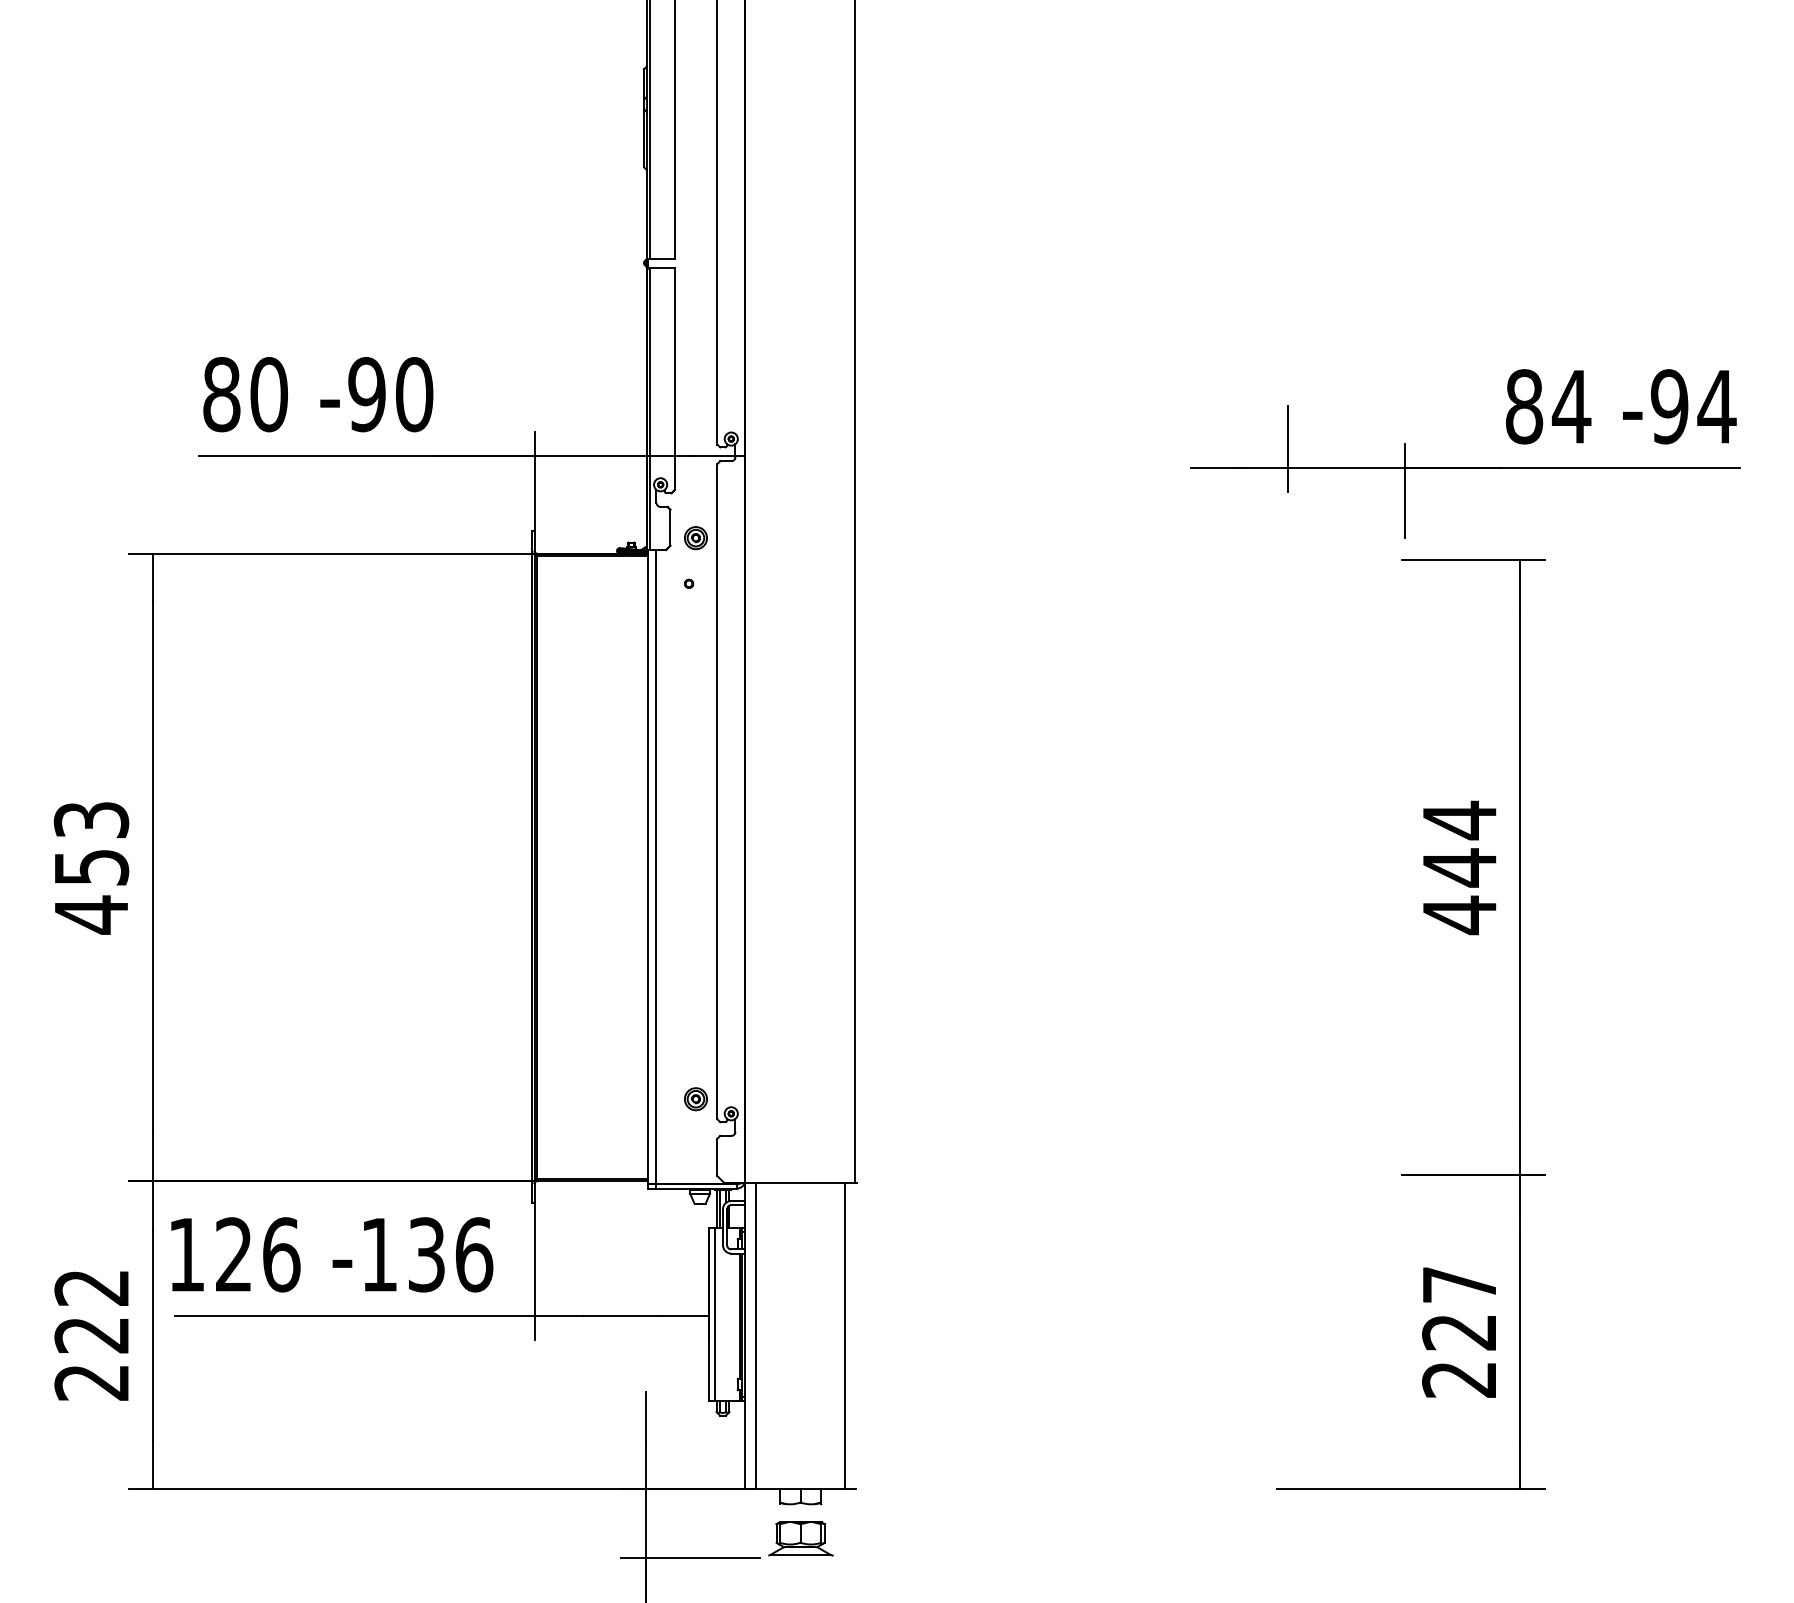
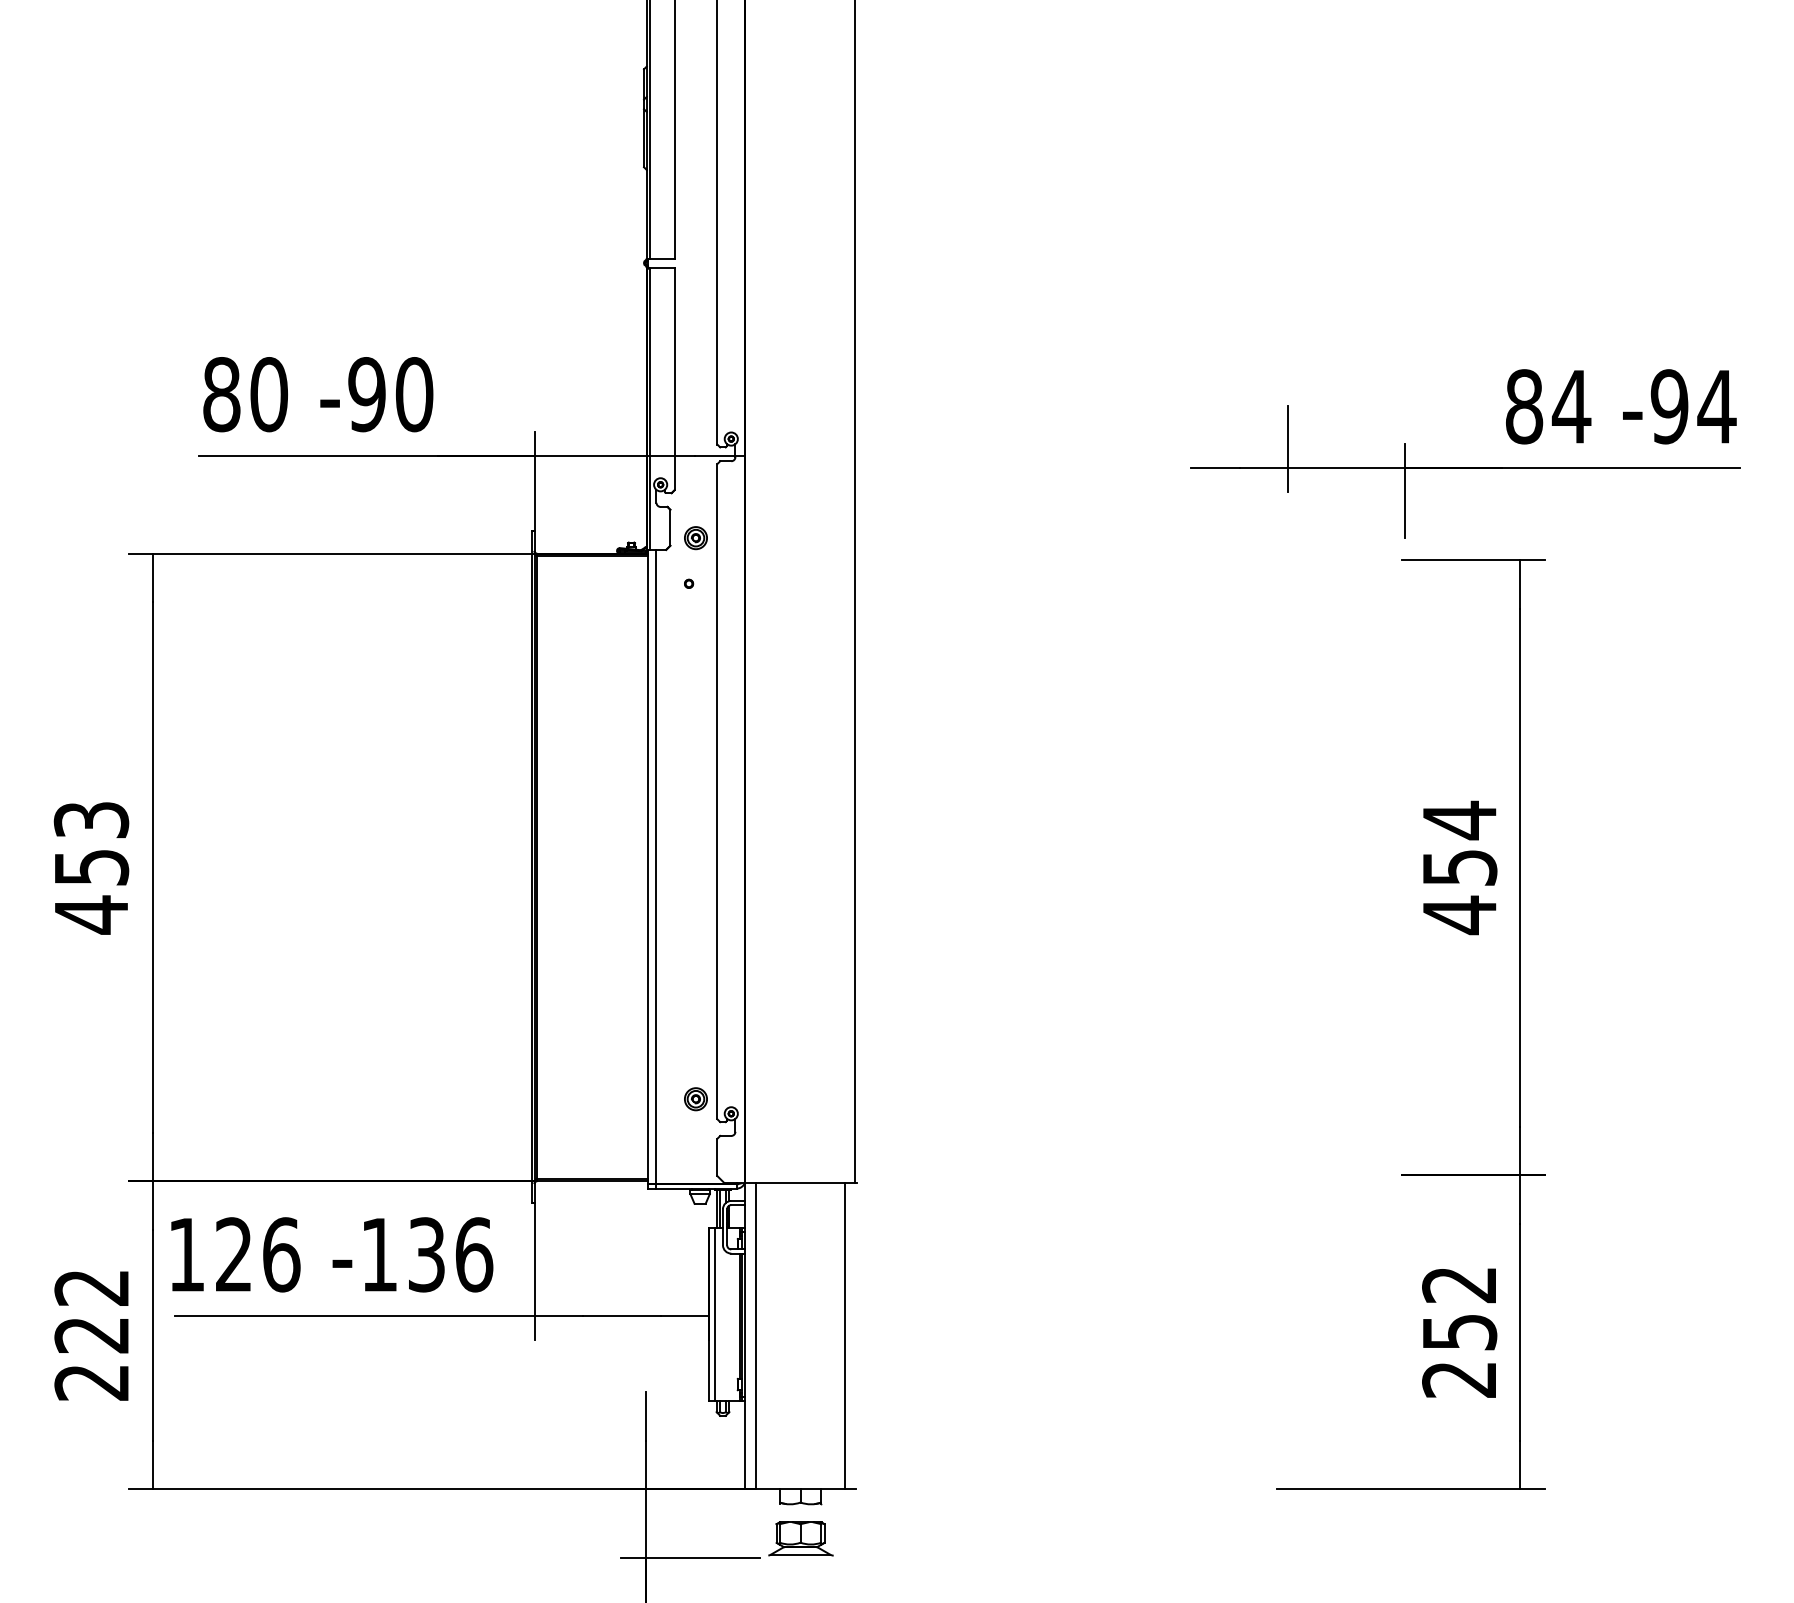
text: 444 -> 454 (1460, 867)
text: 227 -> 252 (1459, 1308)
